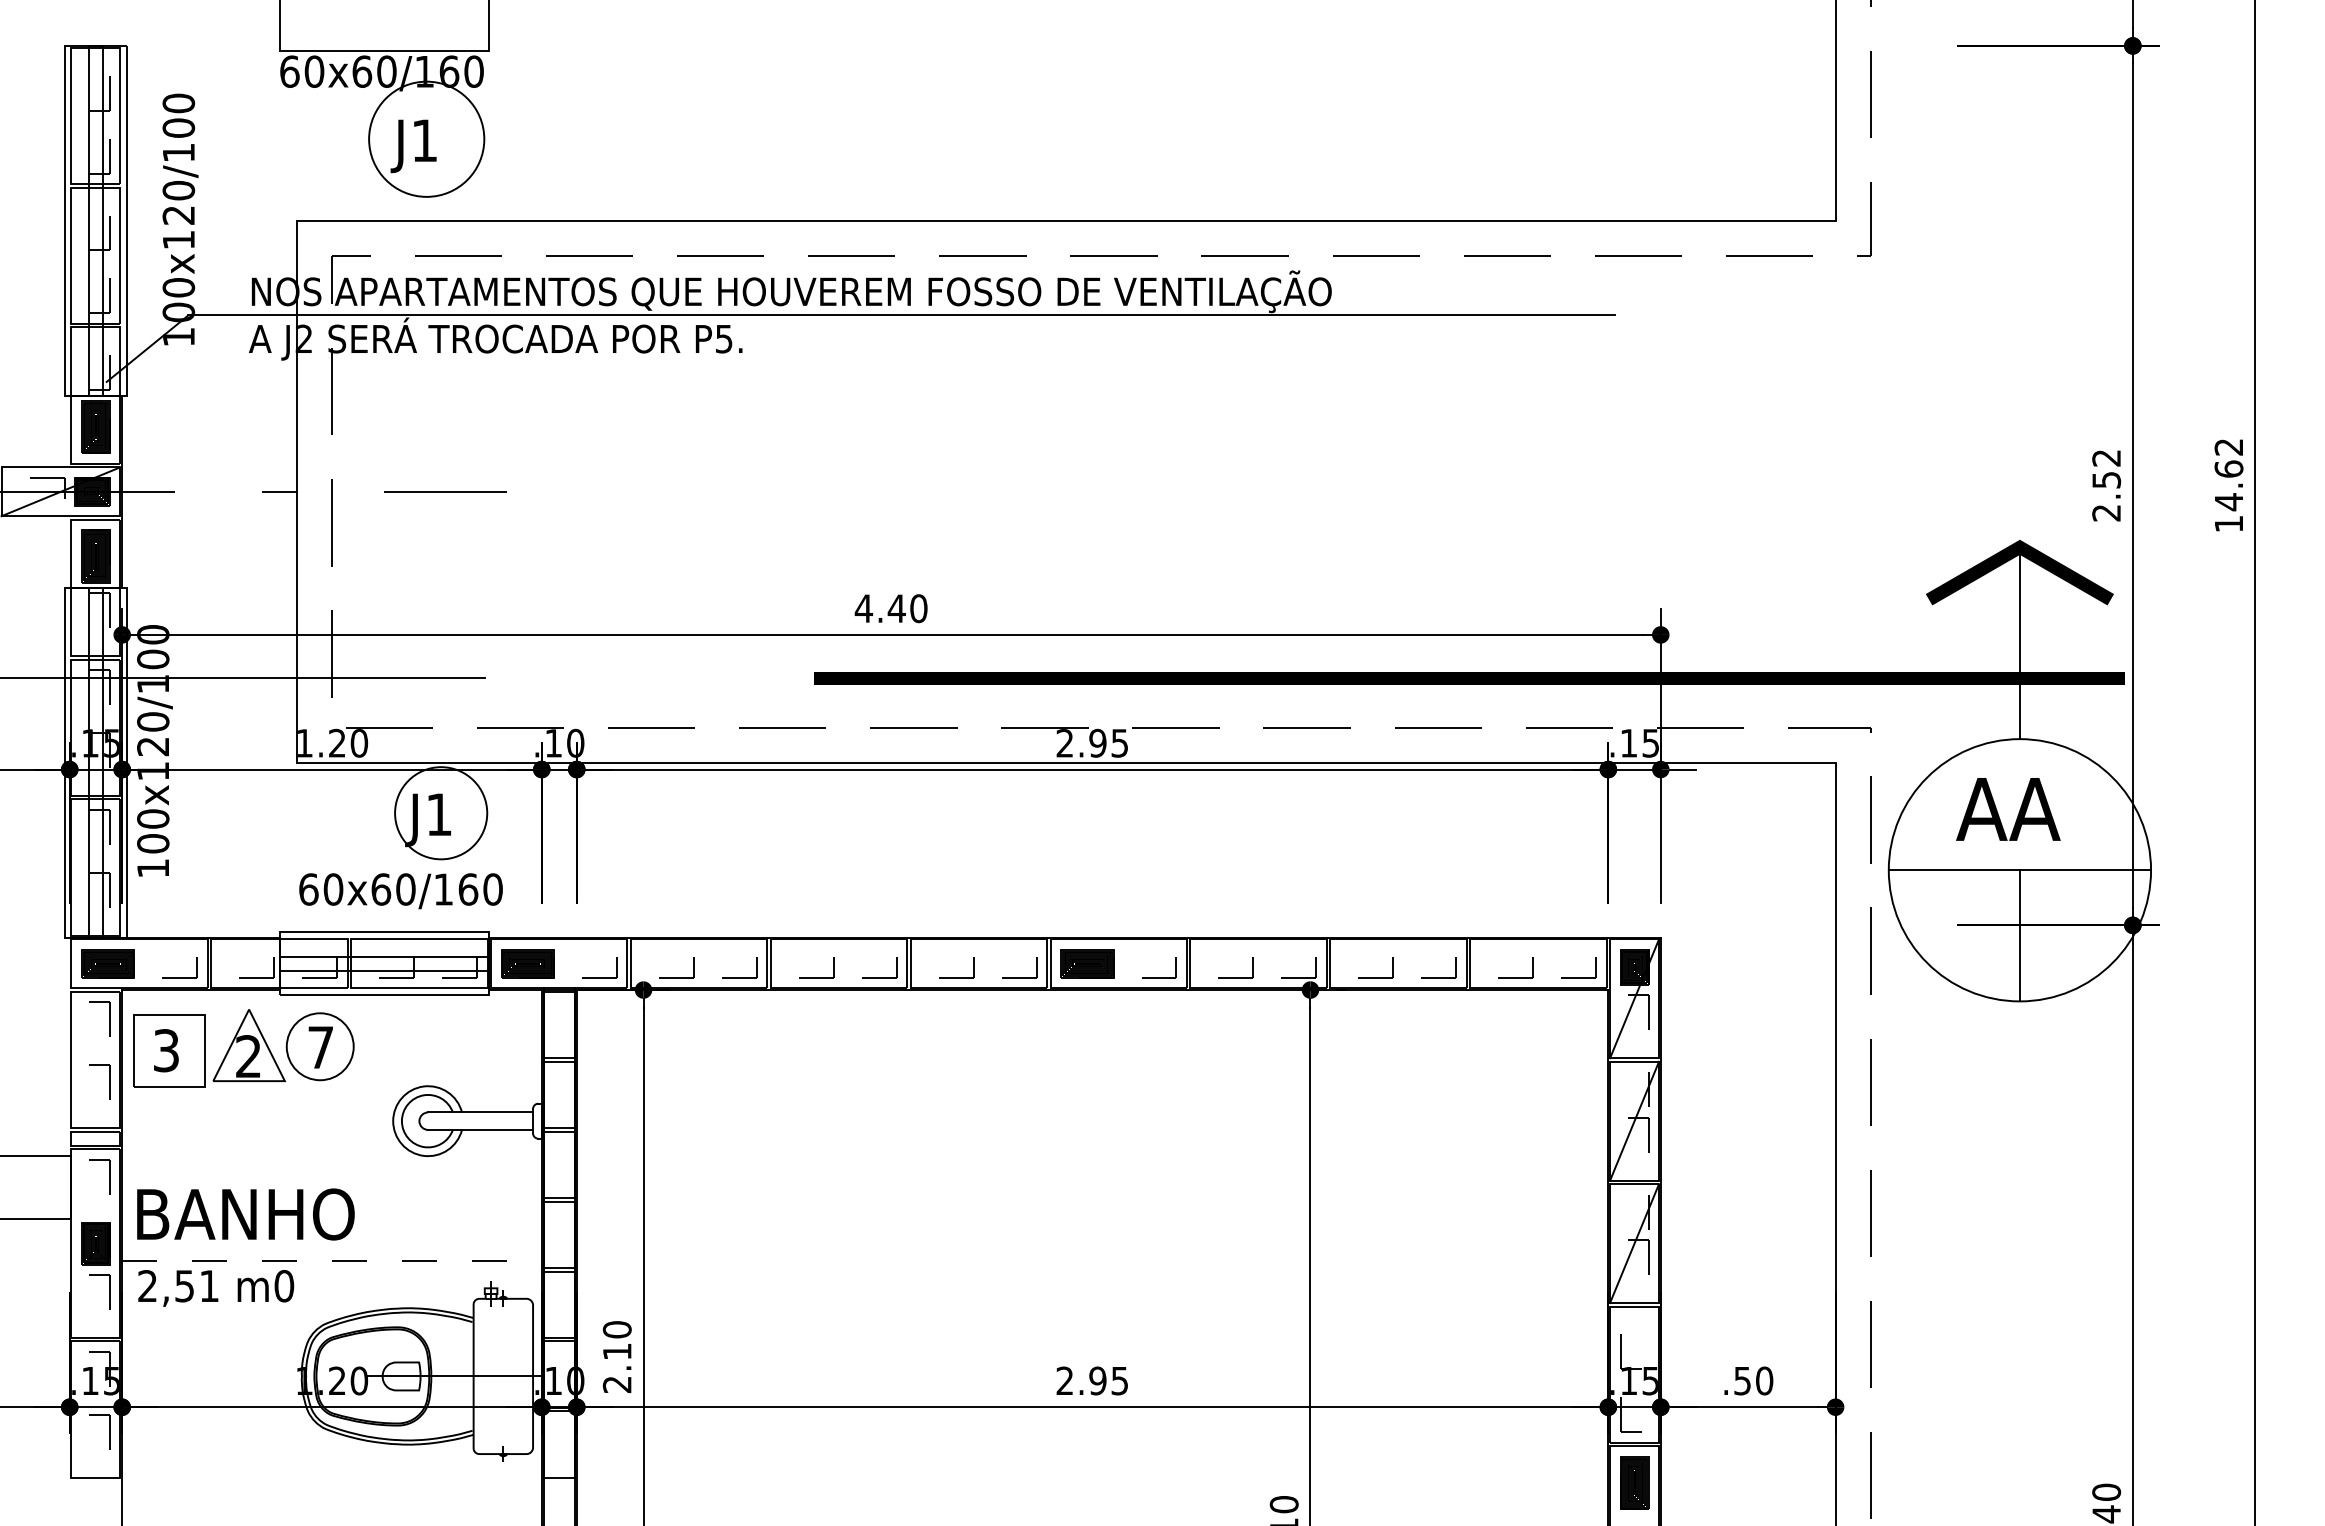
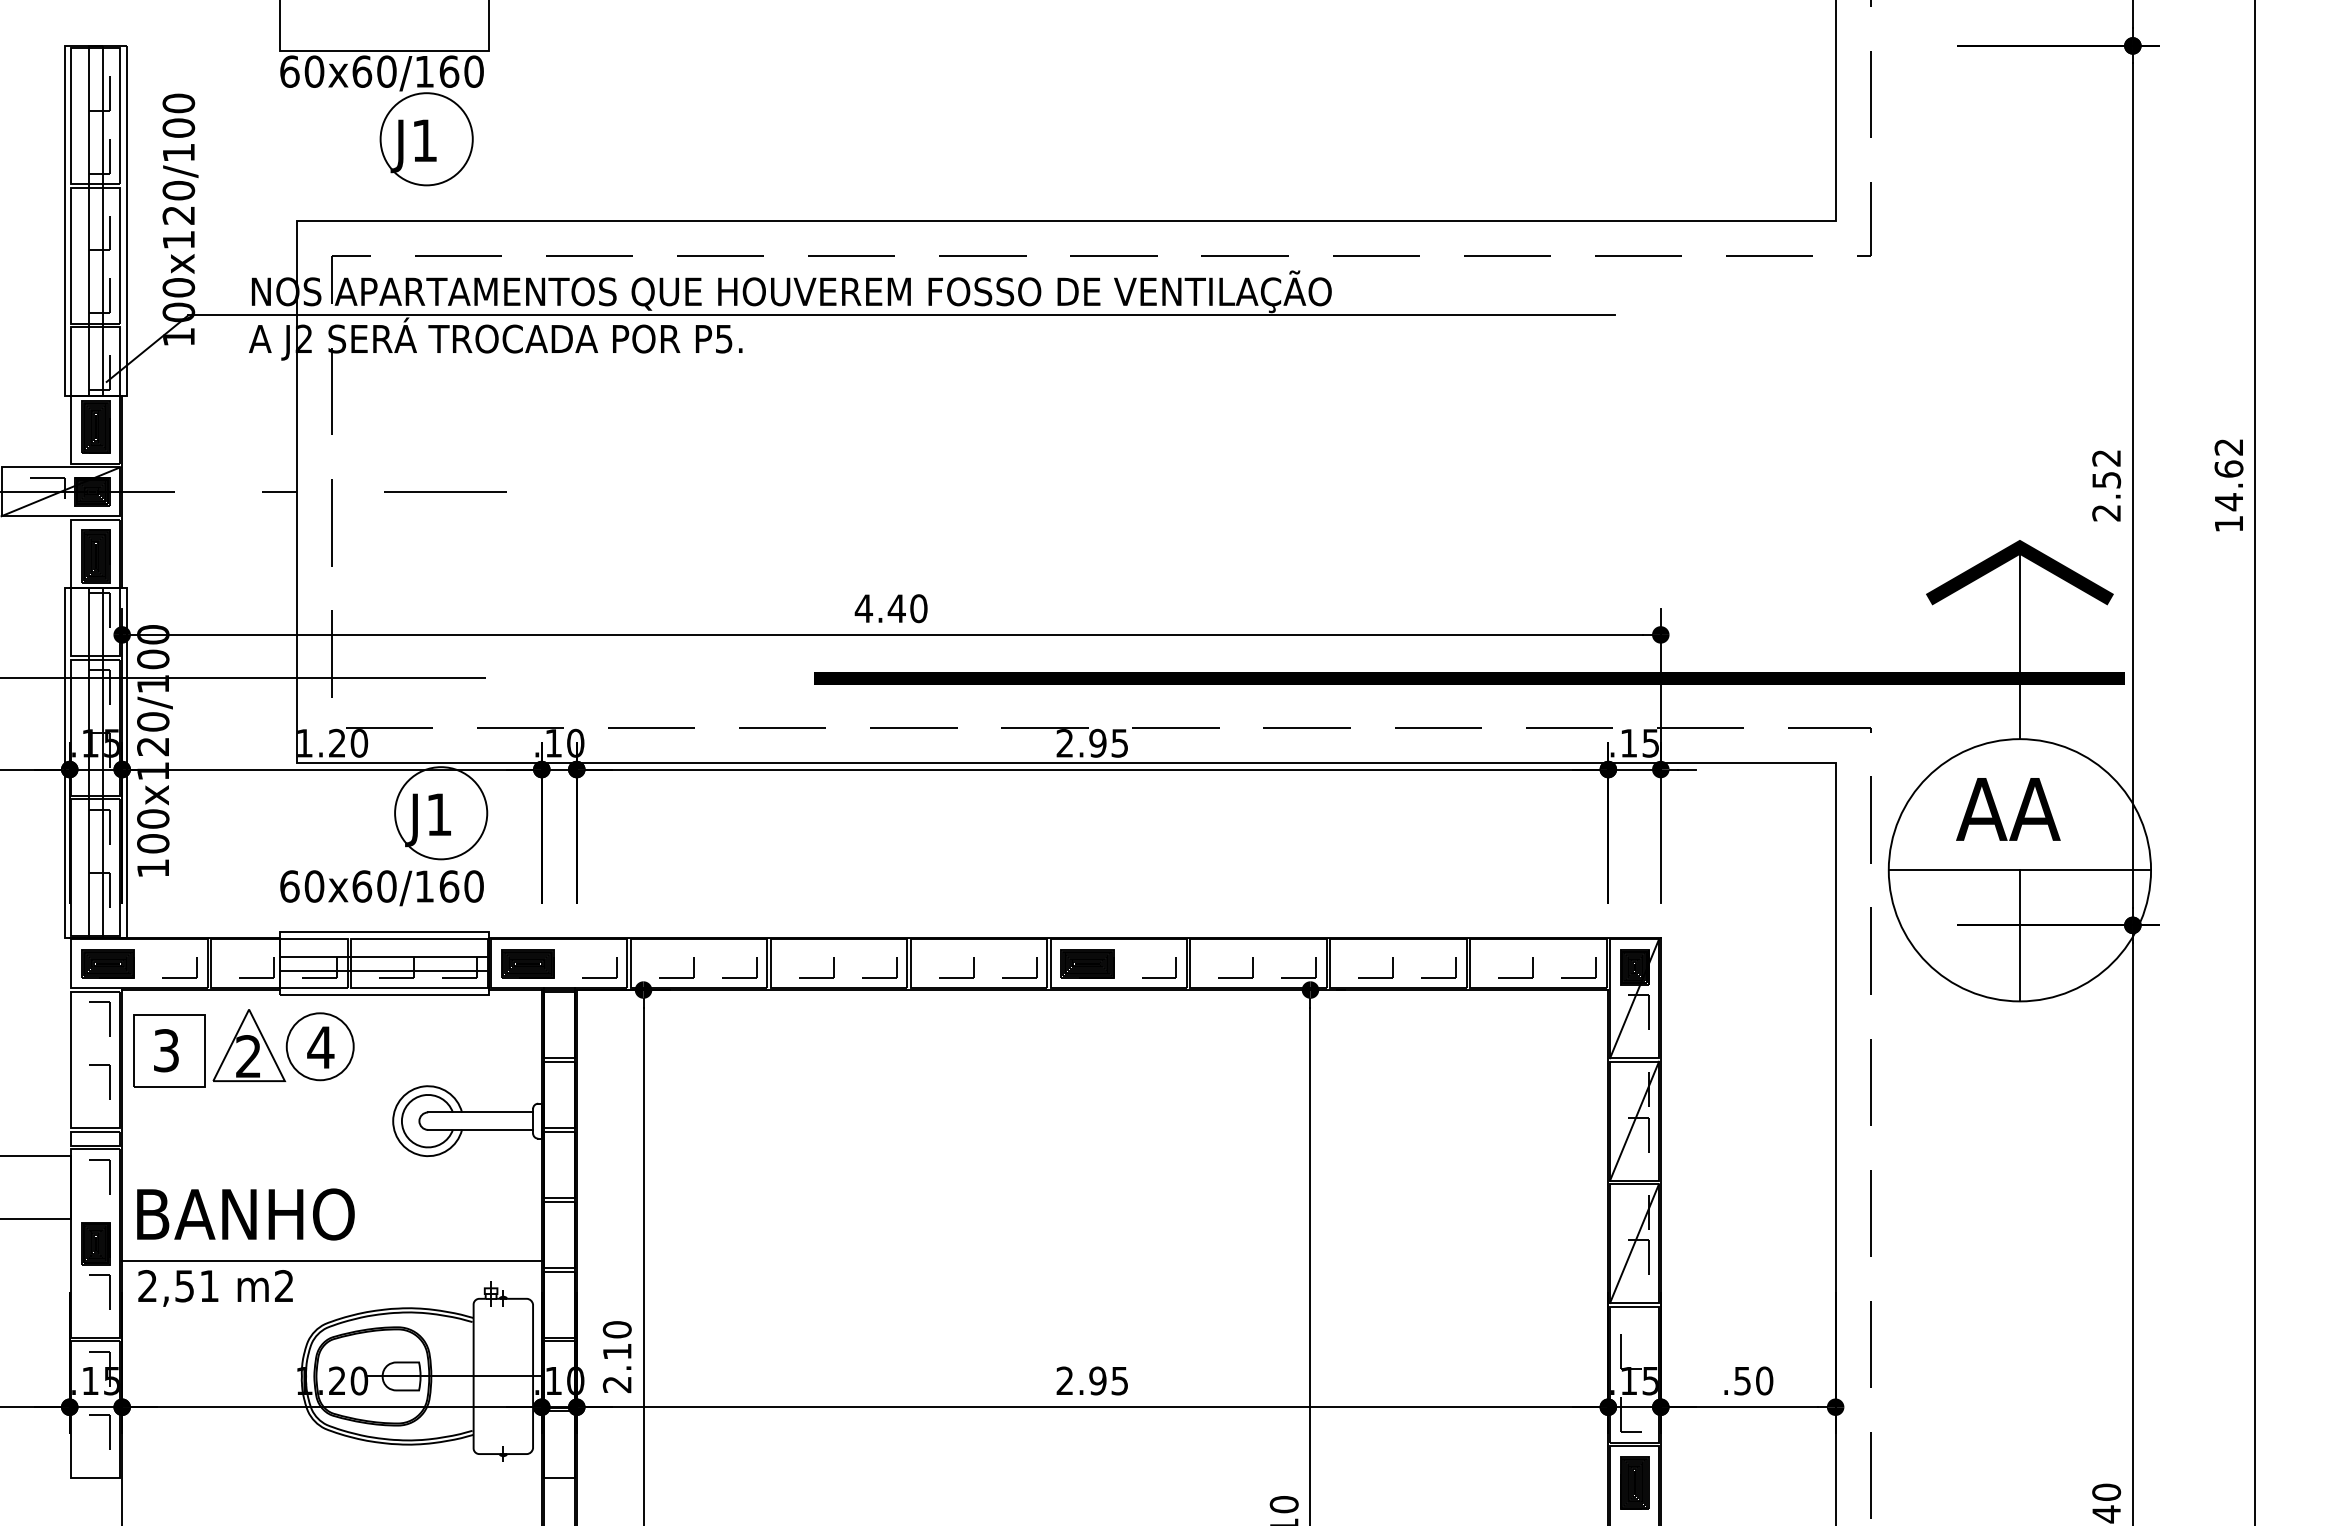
circle diameter: 115 px -> 92 px (426, 139)
text position: (400, 891) -> (381, 888) (381, 888)
text: 7 -> 4 (320, 1047)
line: dashed -> solid (332, 1261)
text: m0 -> m2 (284, 1286)
